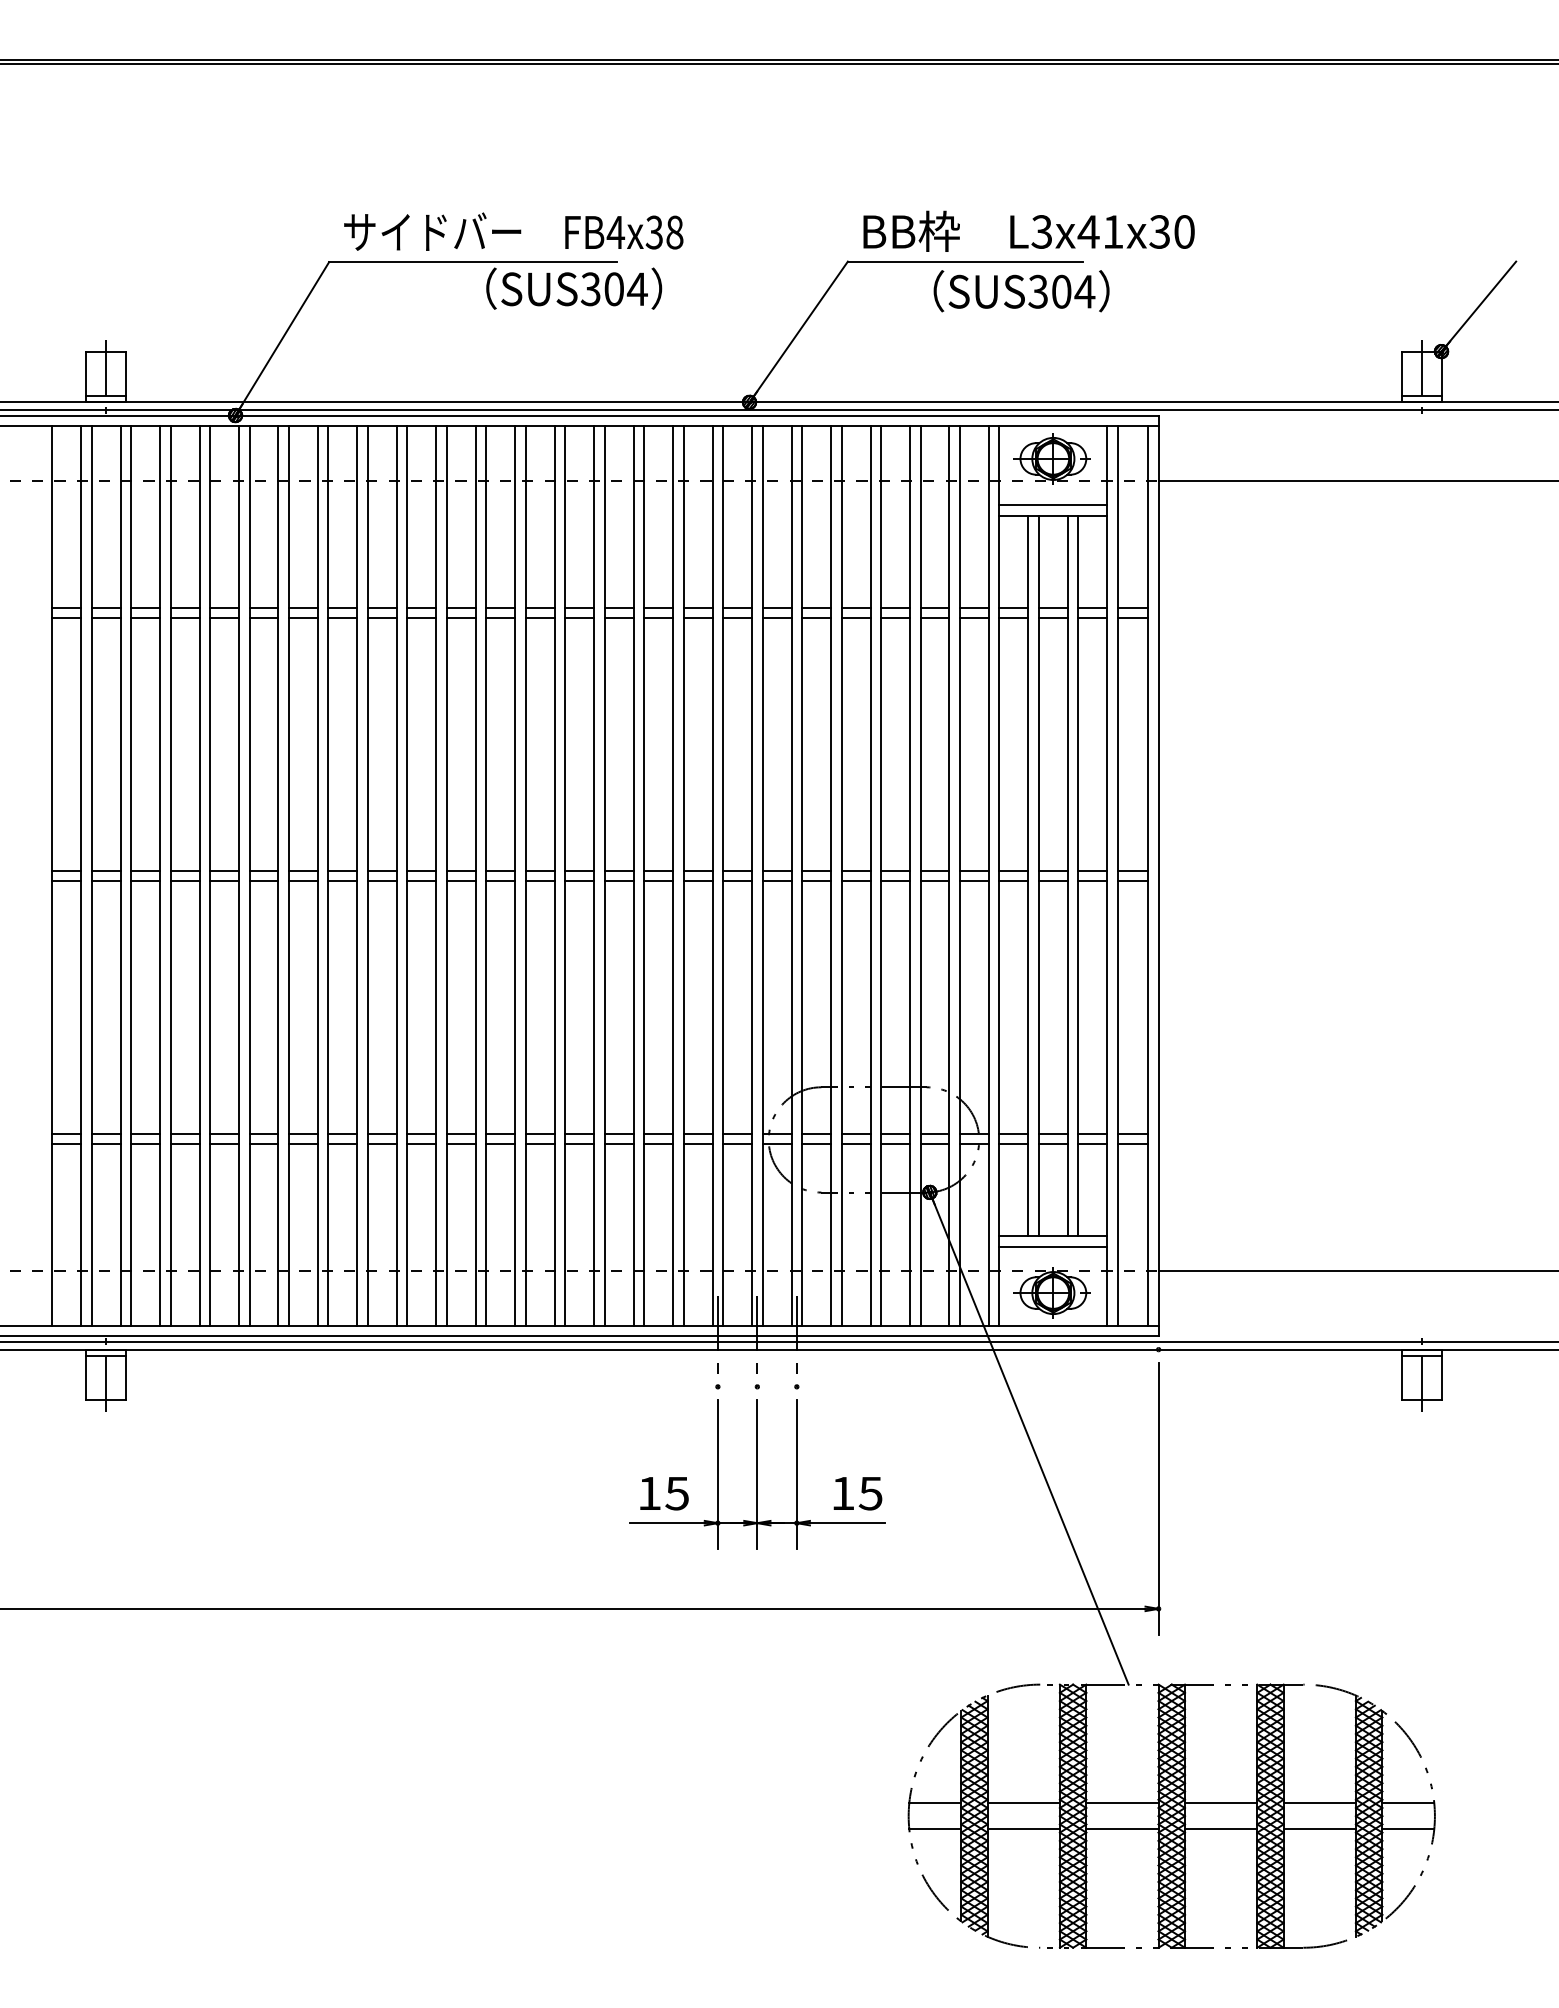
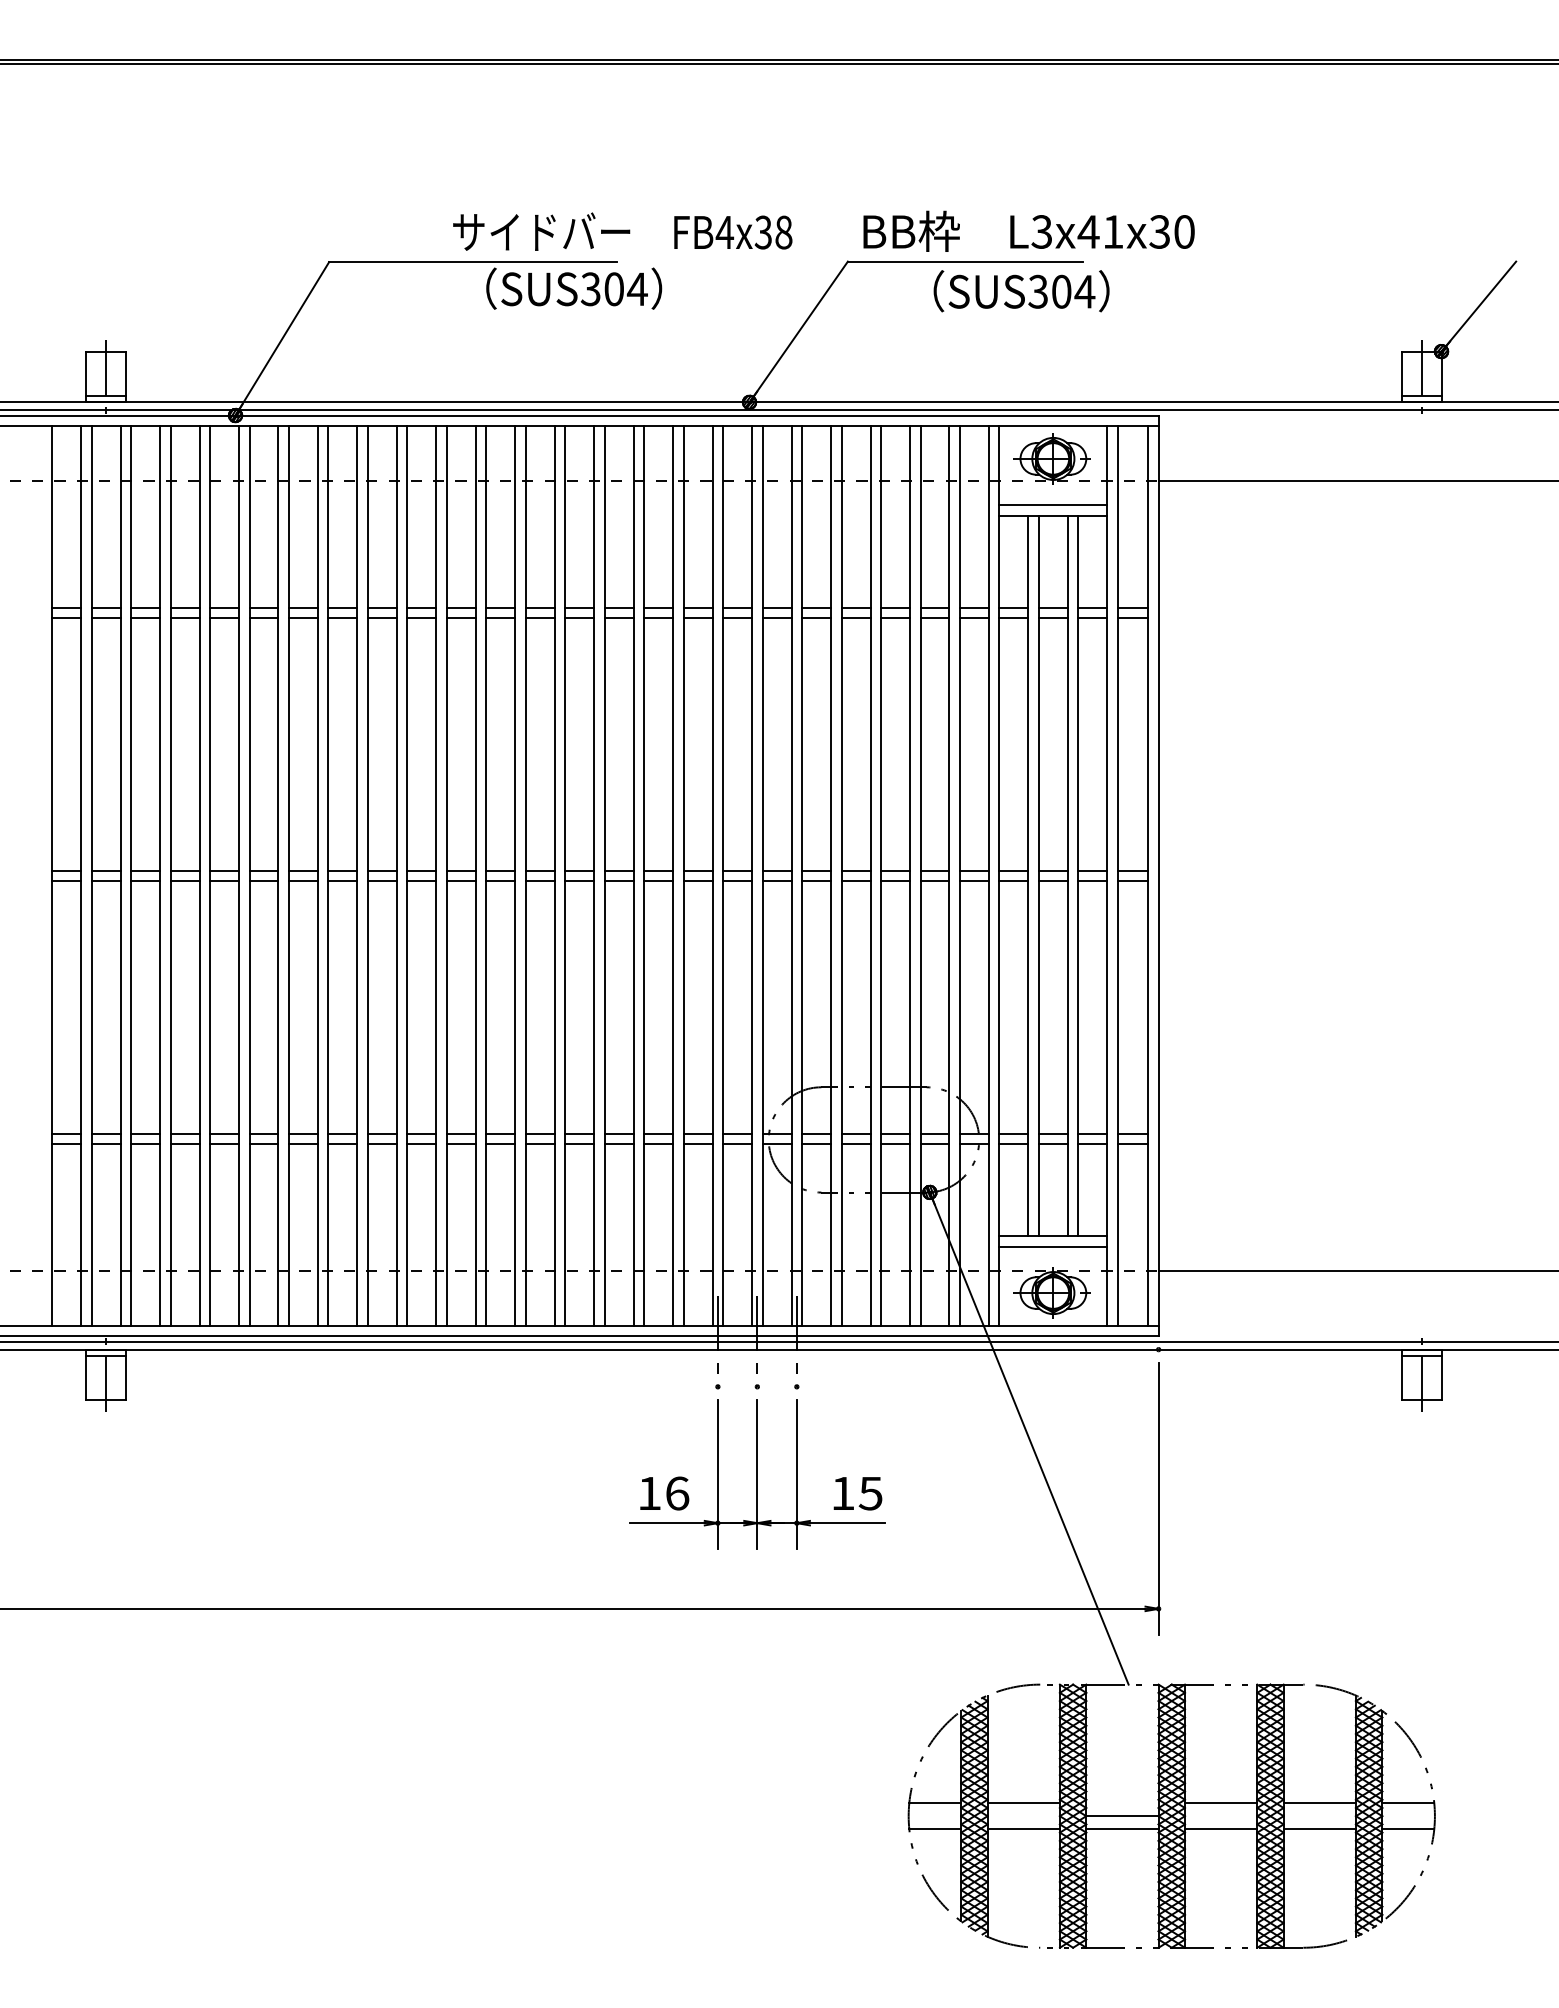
text position: (513, 231) -> (622, 231) (622, 231)
text: 15 -> 16 (677, 1493)
line position: (1122, 1803) -> (1122, 1816) (1122, 1816)
